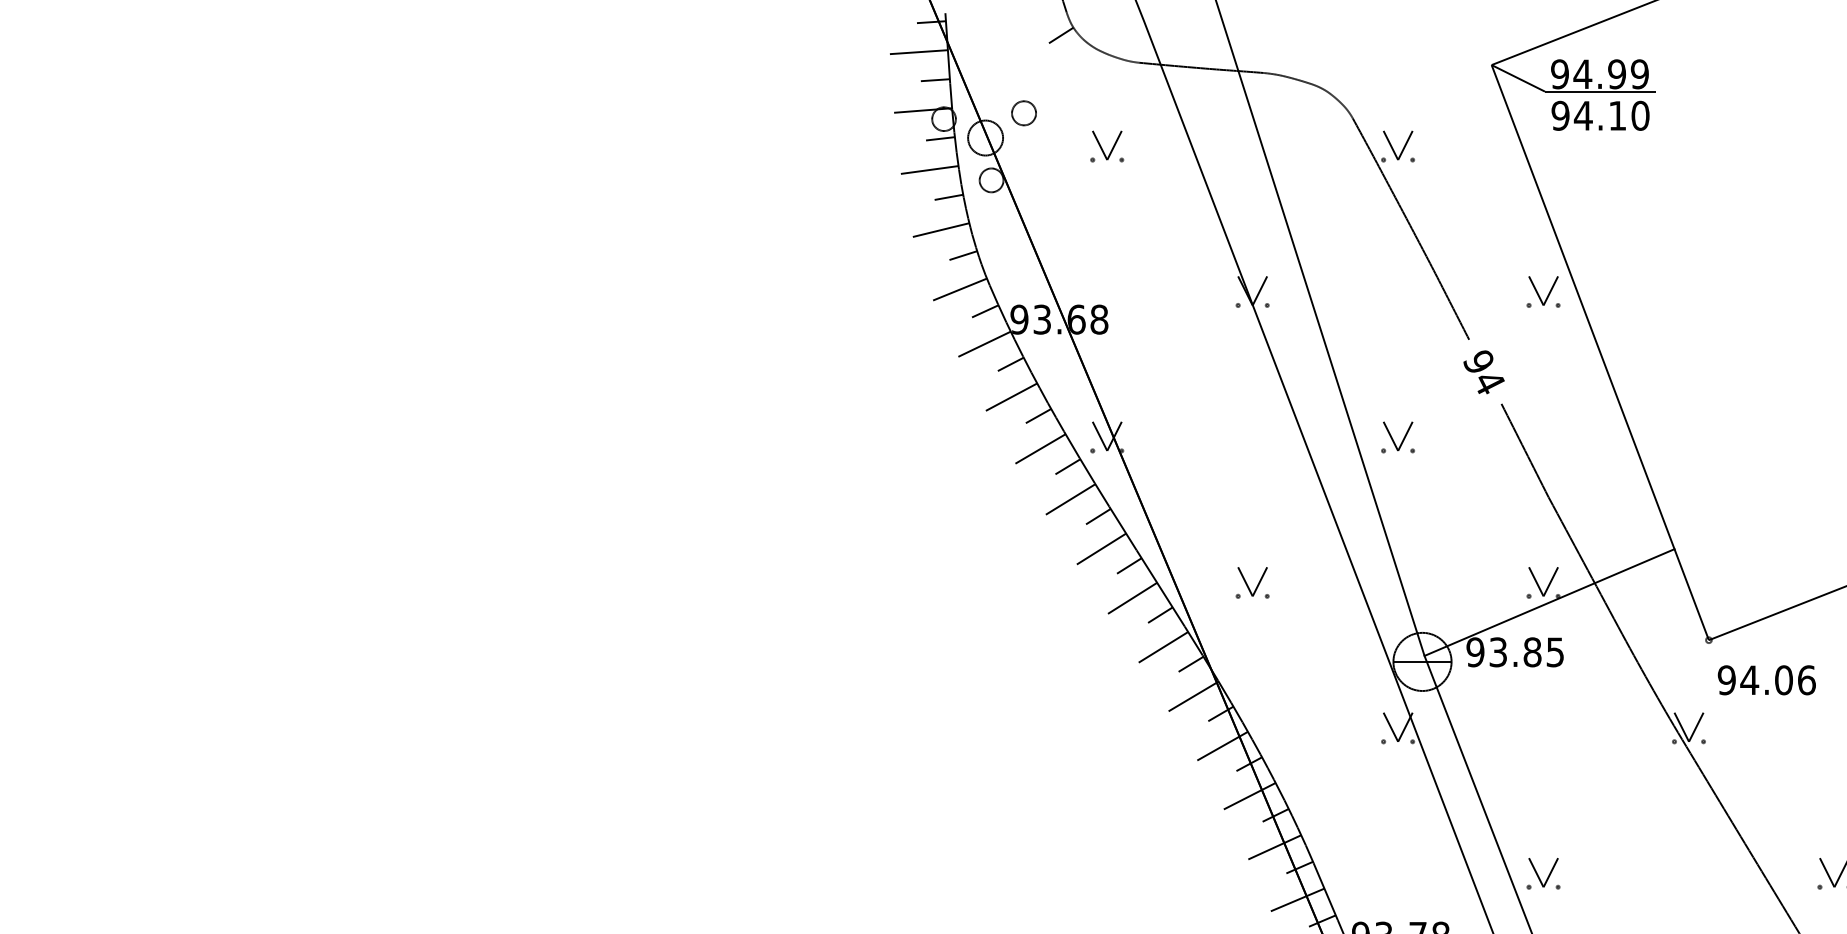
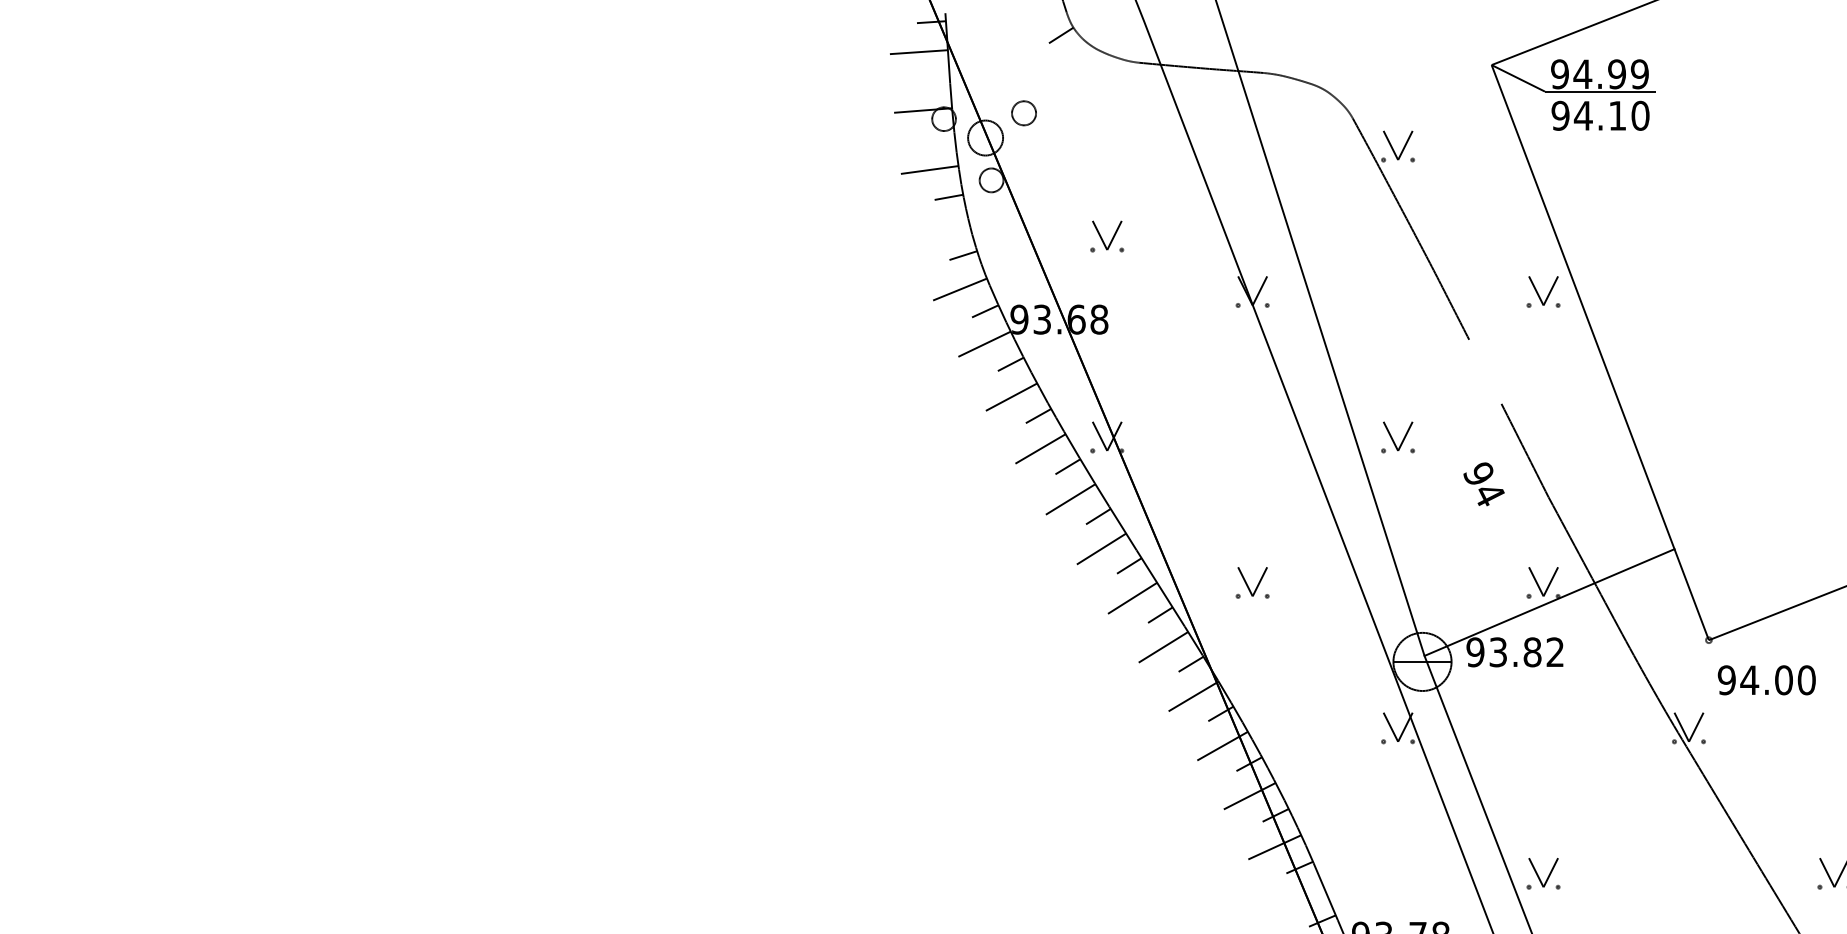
line: present -> none (934, 80)
line: present -> none (940, 138)
part position: (1107, 146) -> (1107, 236) (1107, 236)
line: present -> none (940, 230)
text position: (1483, 372) -> (1483, 484) (1483, 484)
text: 93.85 -> 93.82 (1554, 652)
text: 94.06 -> 94.00 (1806, 680)
line: present -> none (1297, 899)
